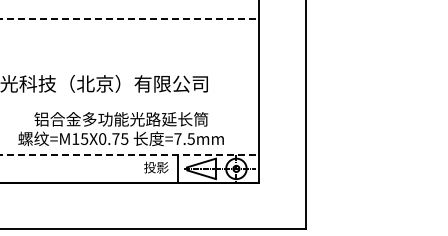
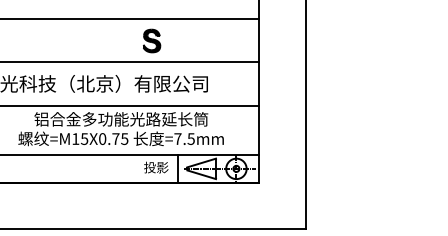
line: dashed -> solid (129, 18)
part: none -> present (152, 40)
line: none -> present (130, 62)
line: none -> present (130, 106)
line: dashed -> solid (129, 155)
